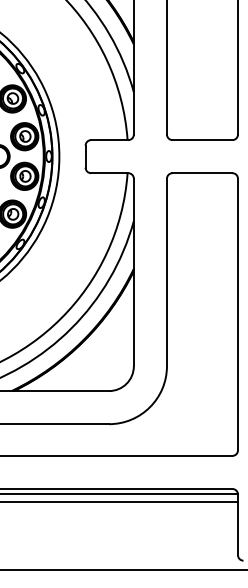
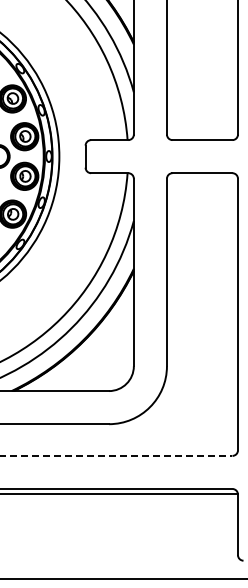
line: solid -> dashed (116, 455)
line: present -> none (119, 501)
line position: (123, 570) -> (123, 579) (123, 579)
